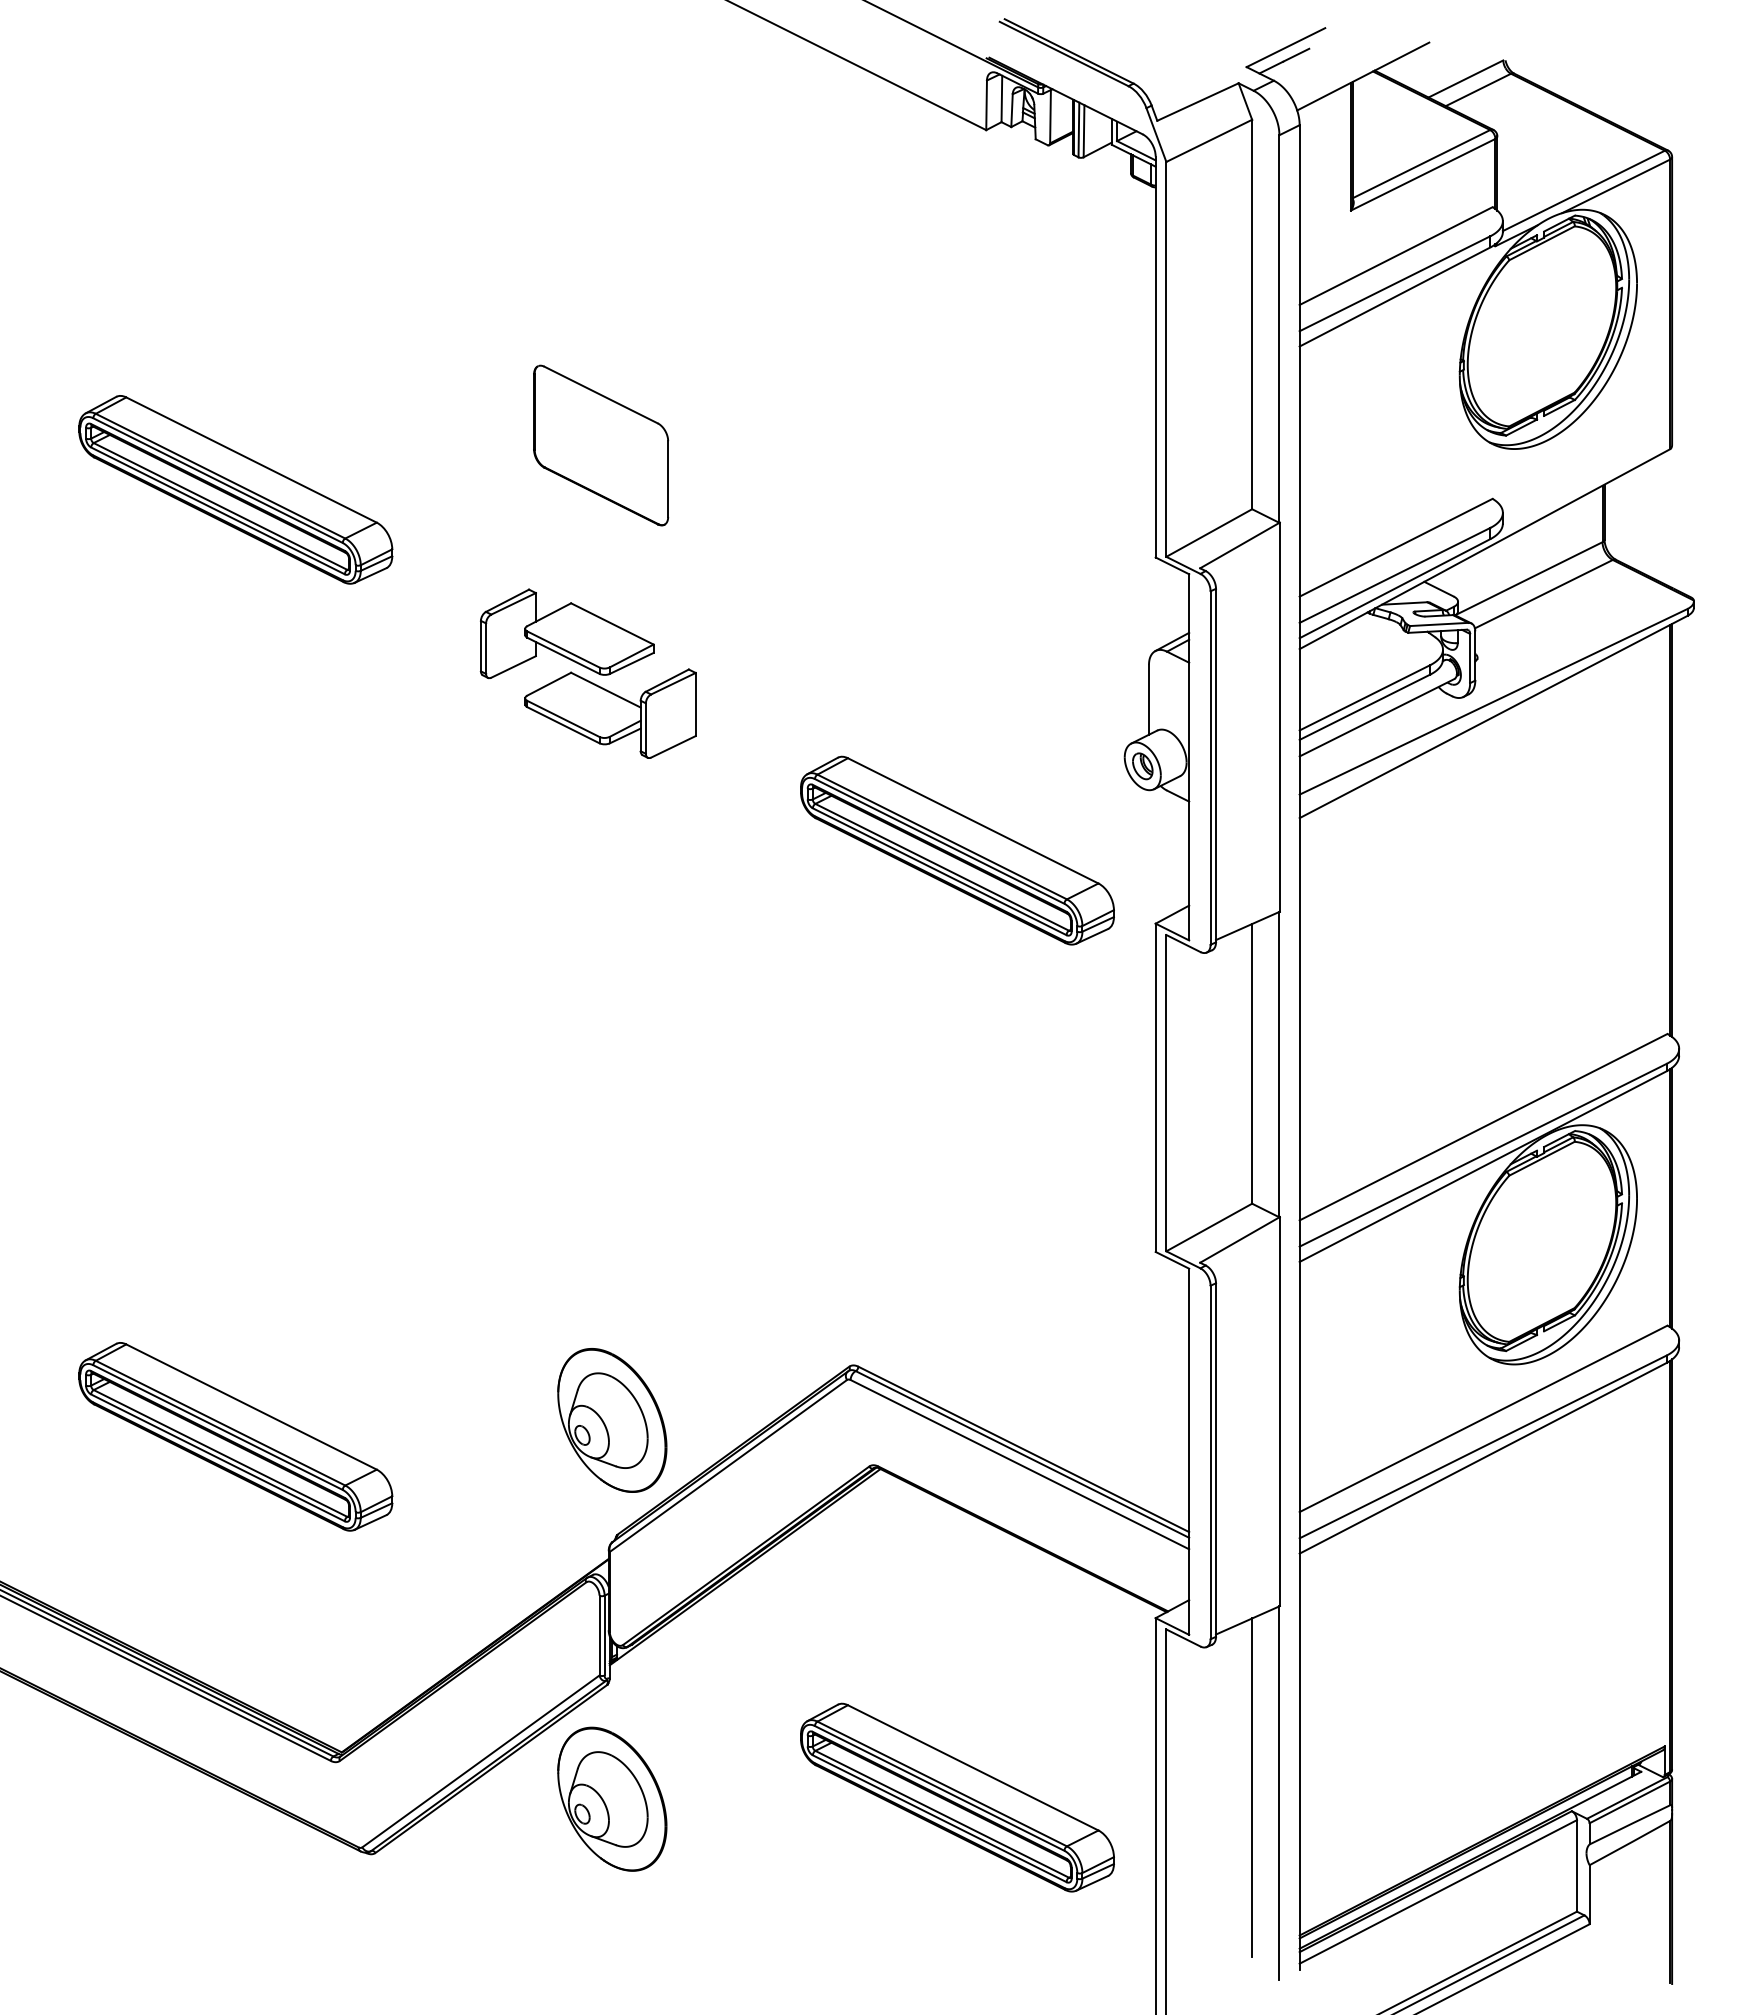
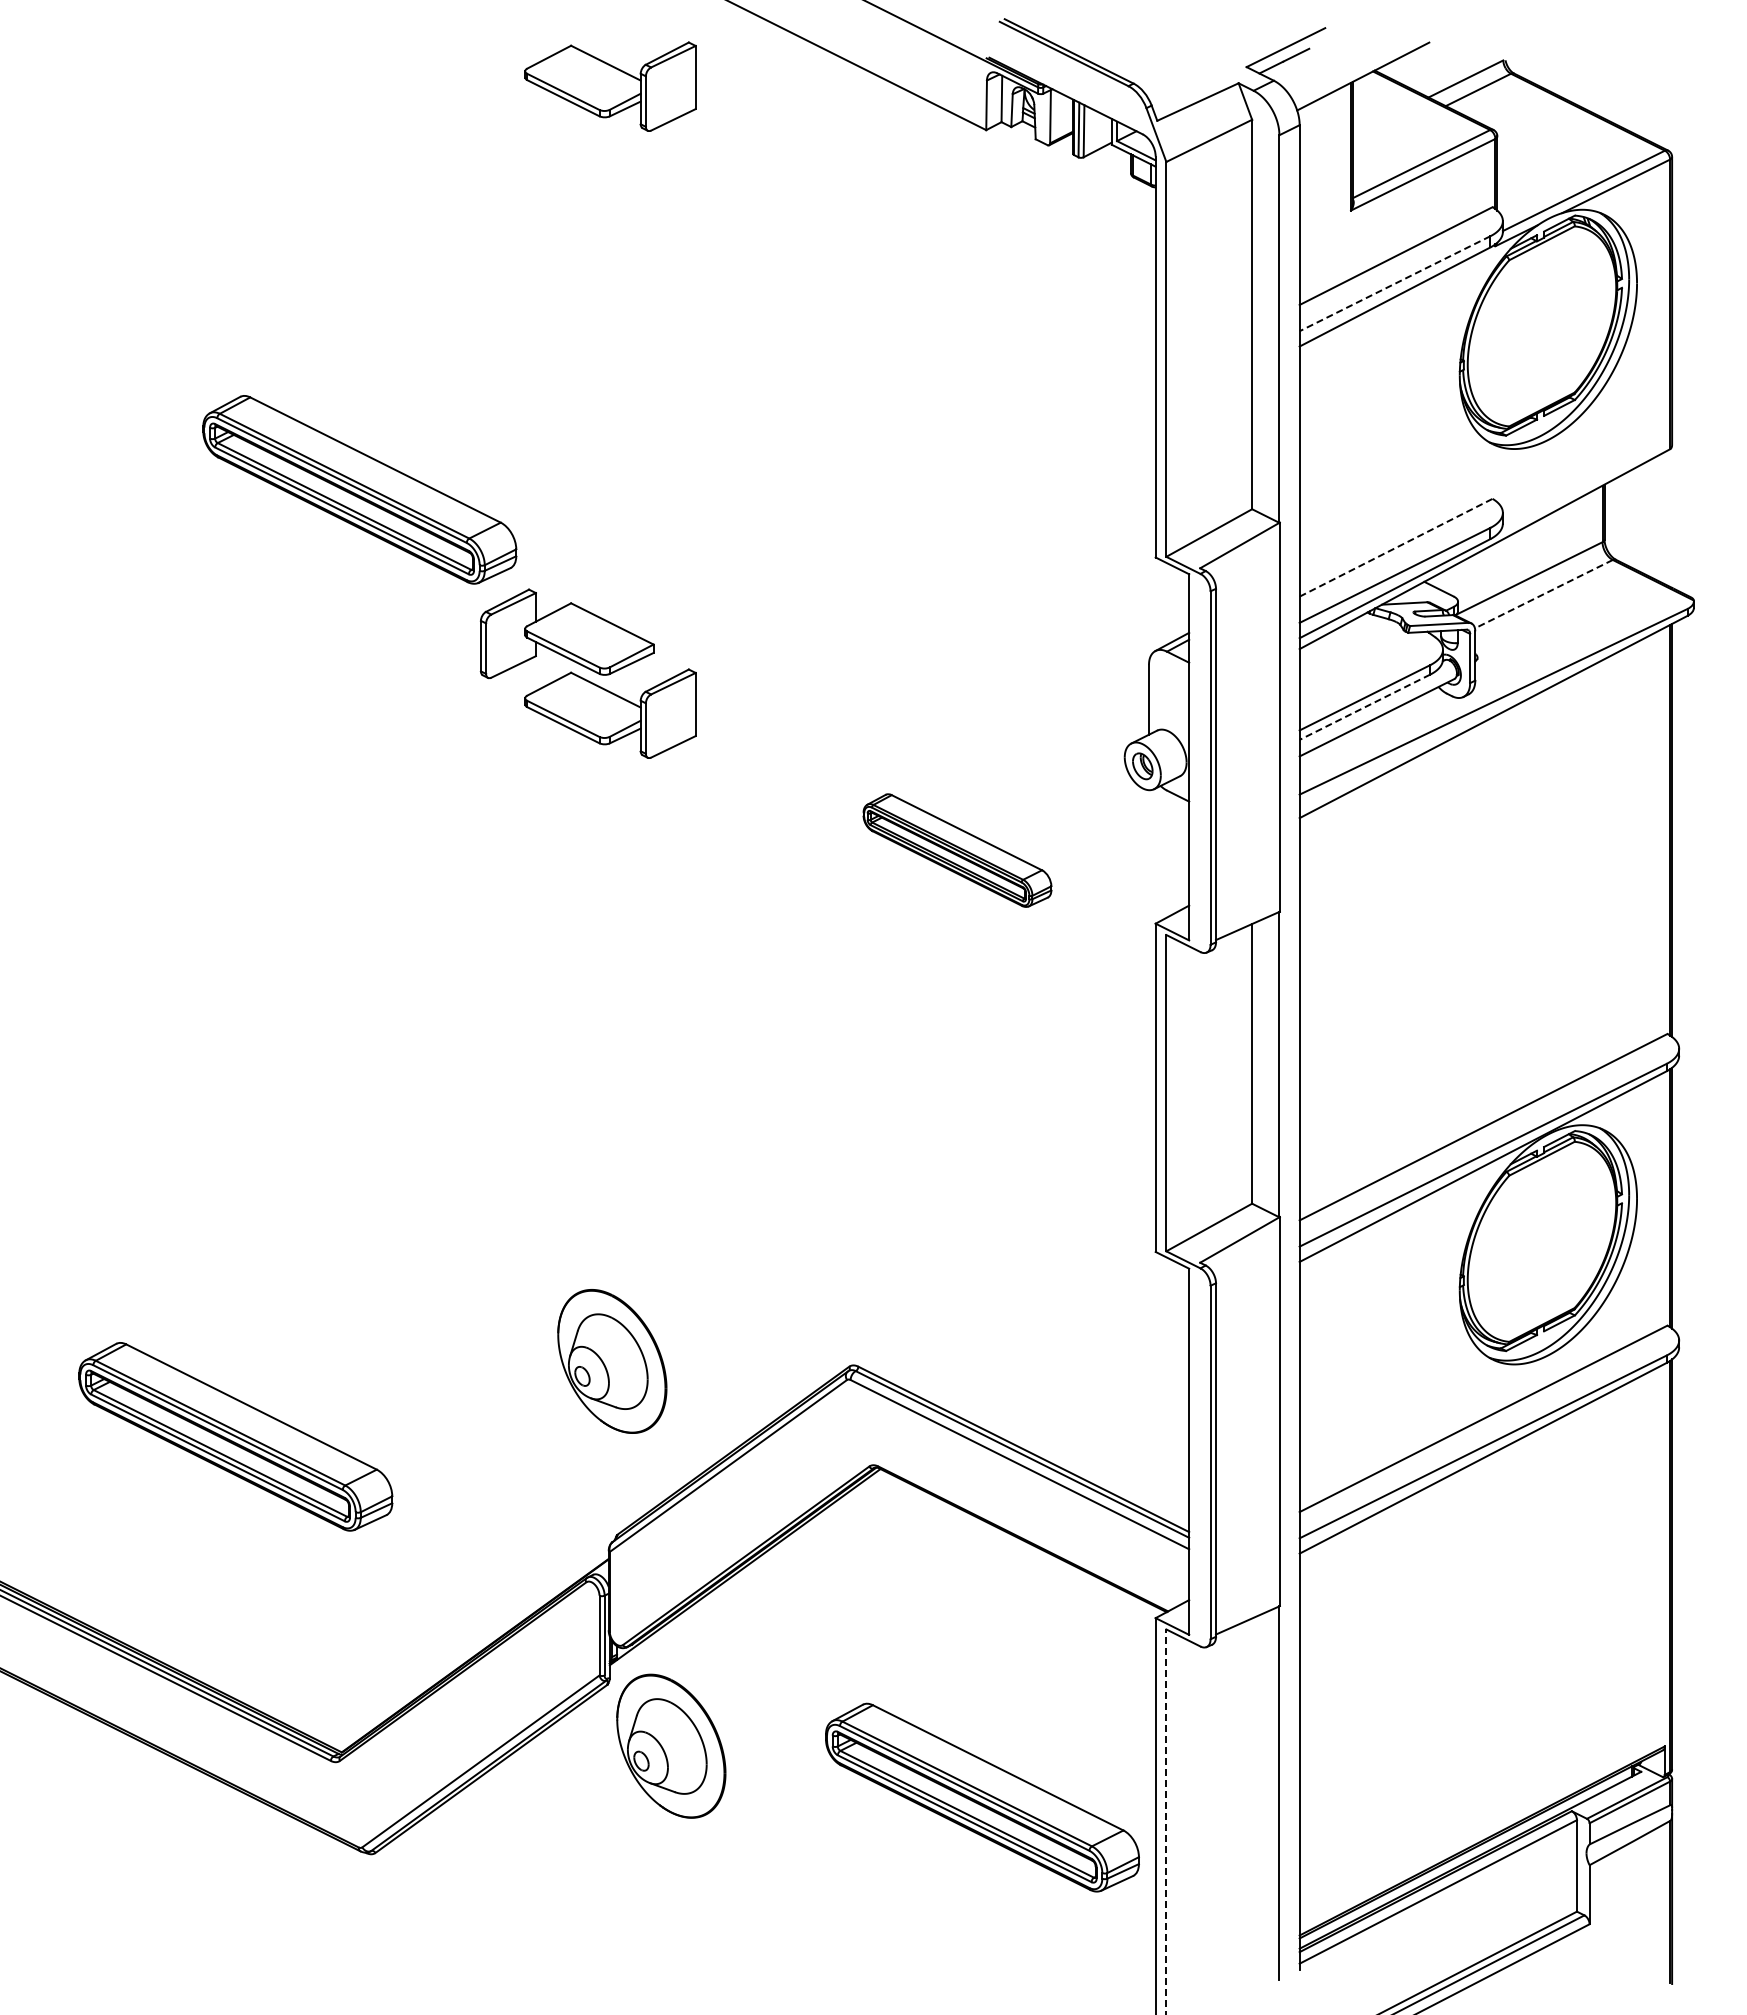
part: none -> present (610, 86)
line: solid -> dashed (1395, 283)
part: present -> none (601, 445)
part position: (235, 489) -> (359, 489) (359, 489)
line: solid -> dashed (1396, 547)
line: solid -> dashed (1543, 594)
line: solid -> dashed (1364, 707)
part size: 315x191 px -> 191x115 px (957, 850)
part position: (612, 1420) -> (612, 1361) (612, 1361)
line: present -> none (1252, 1787)
part position: (957, 1797) -> (982, 1797) (982, 1797)
part position: (612, 1798) -> (671, 1745) (671, 1745)
line: solid -> dashed (1166, 1821)
